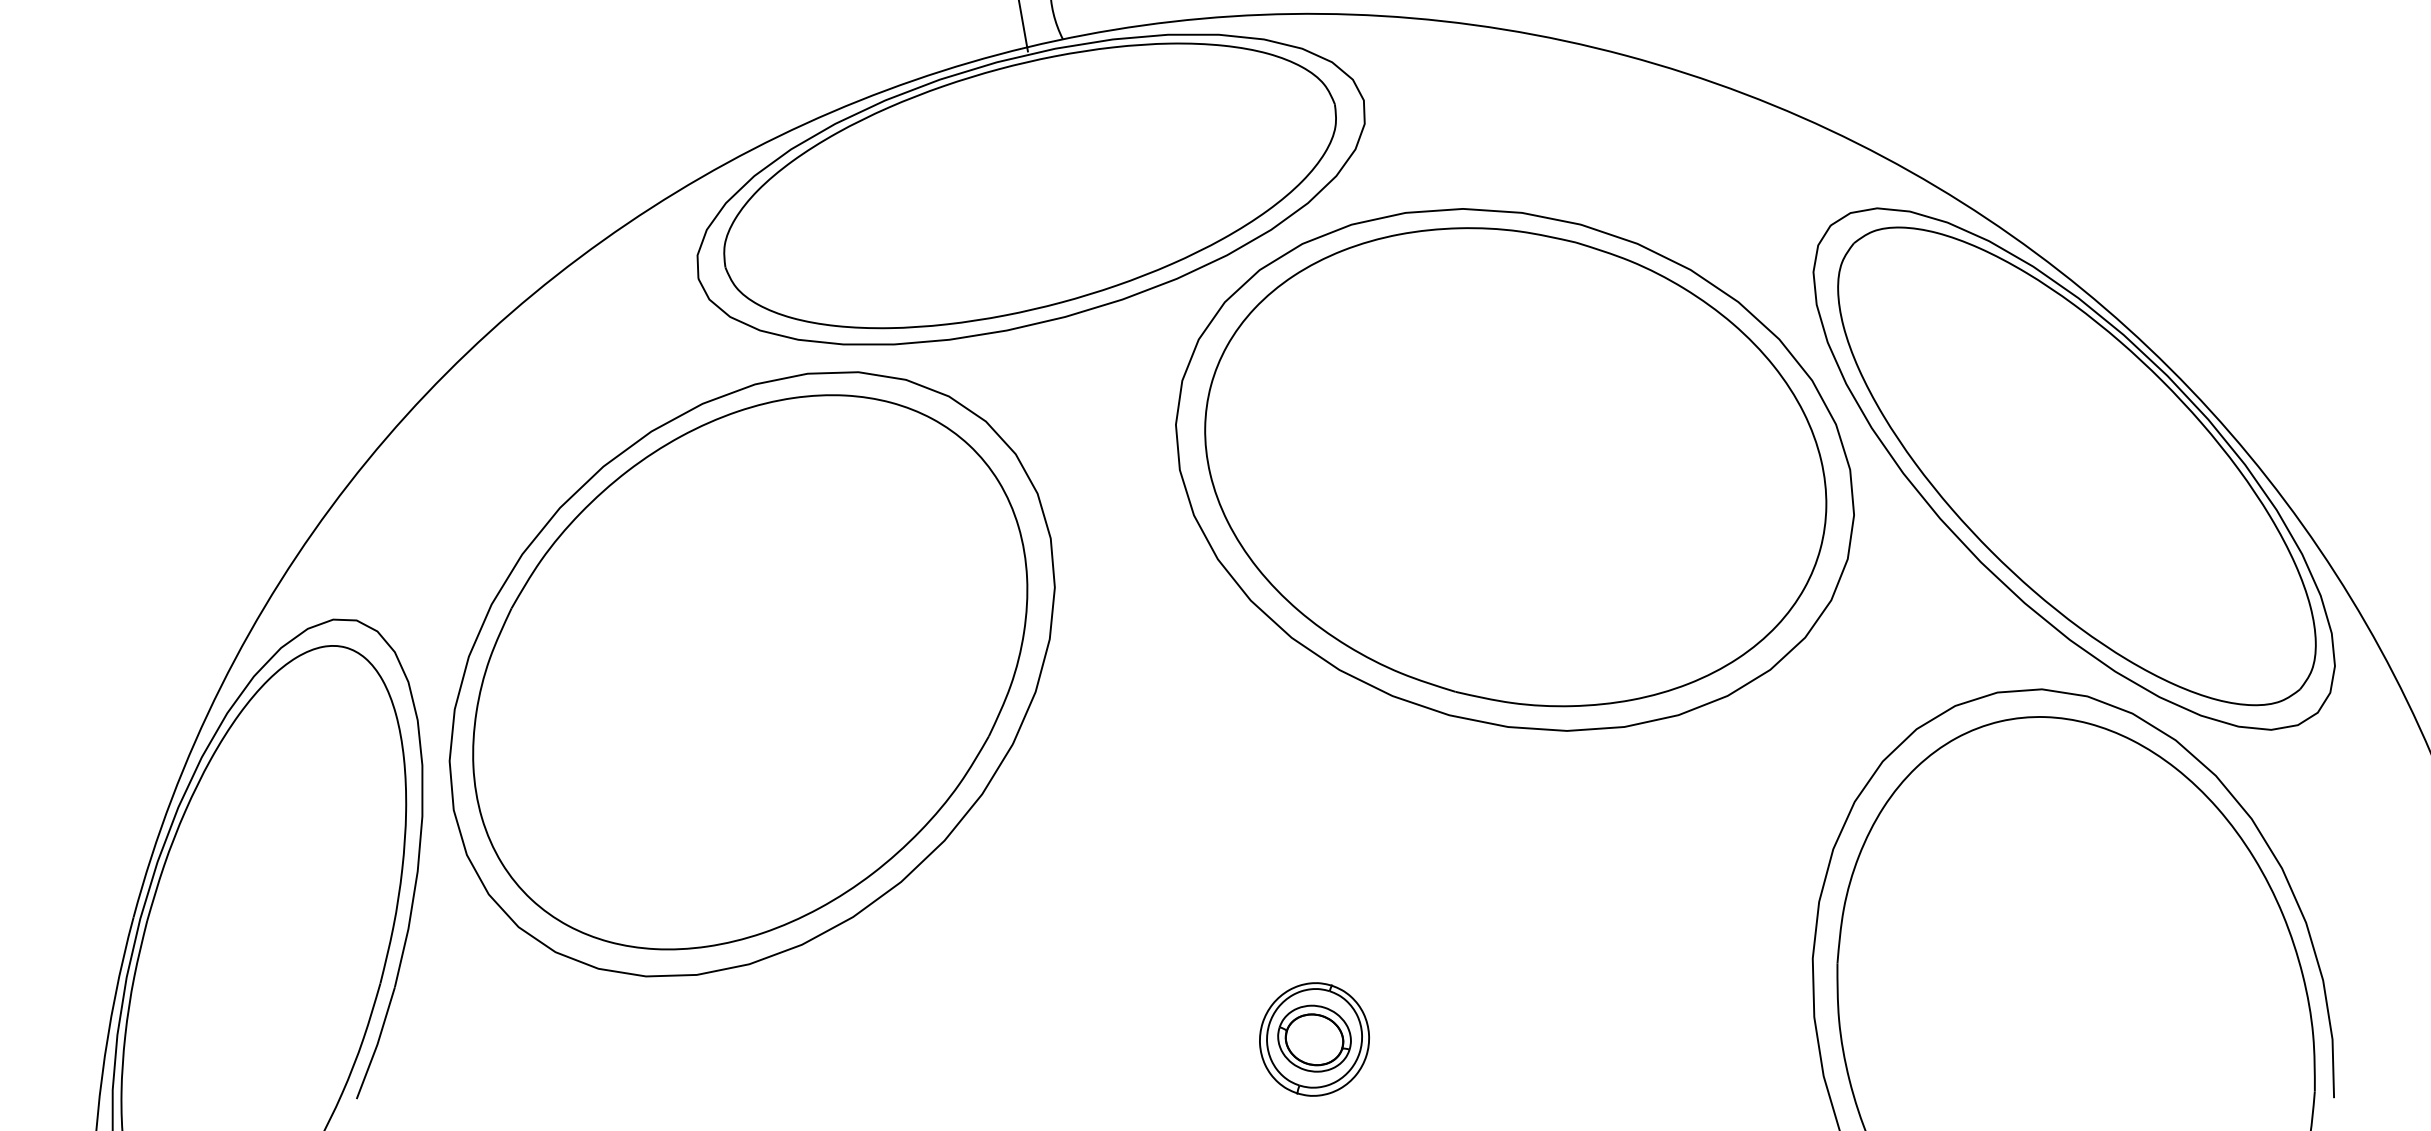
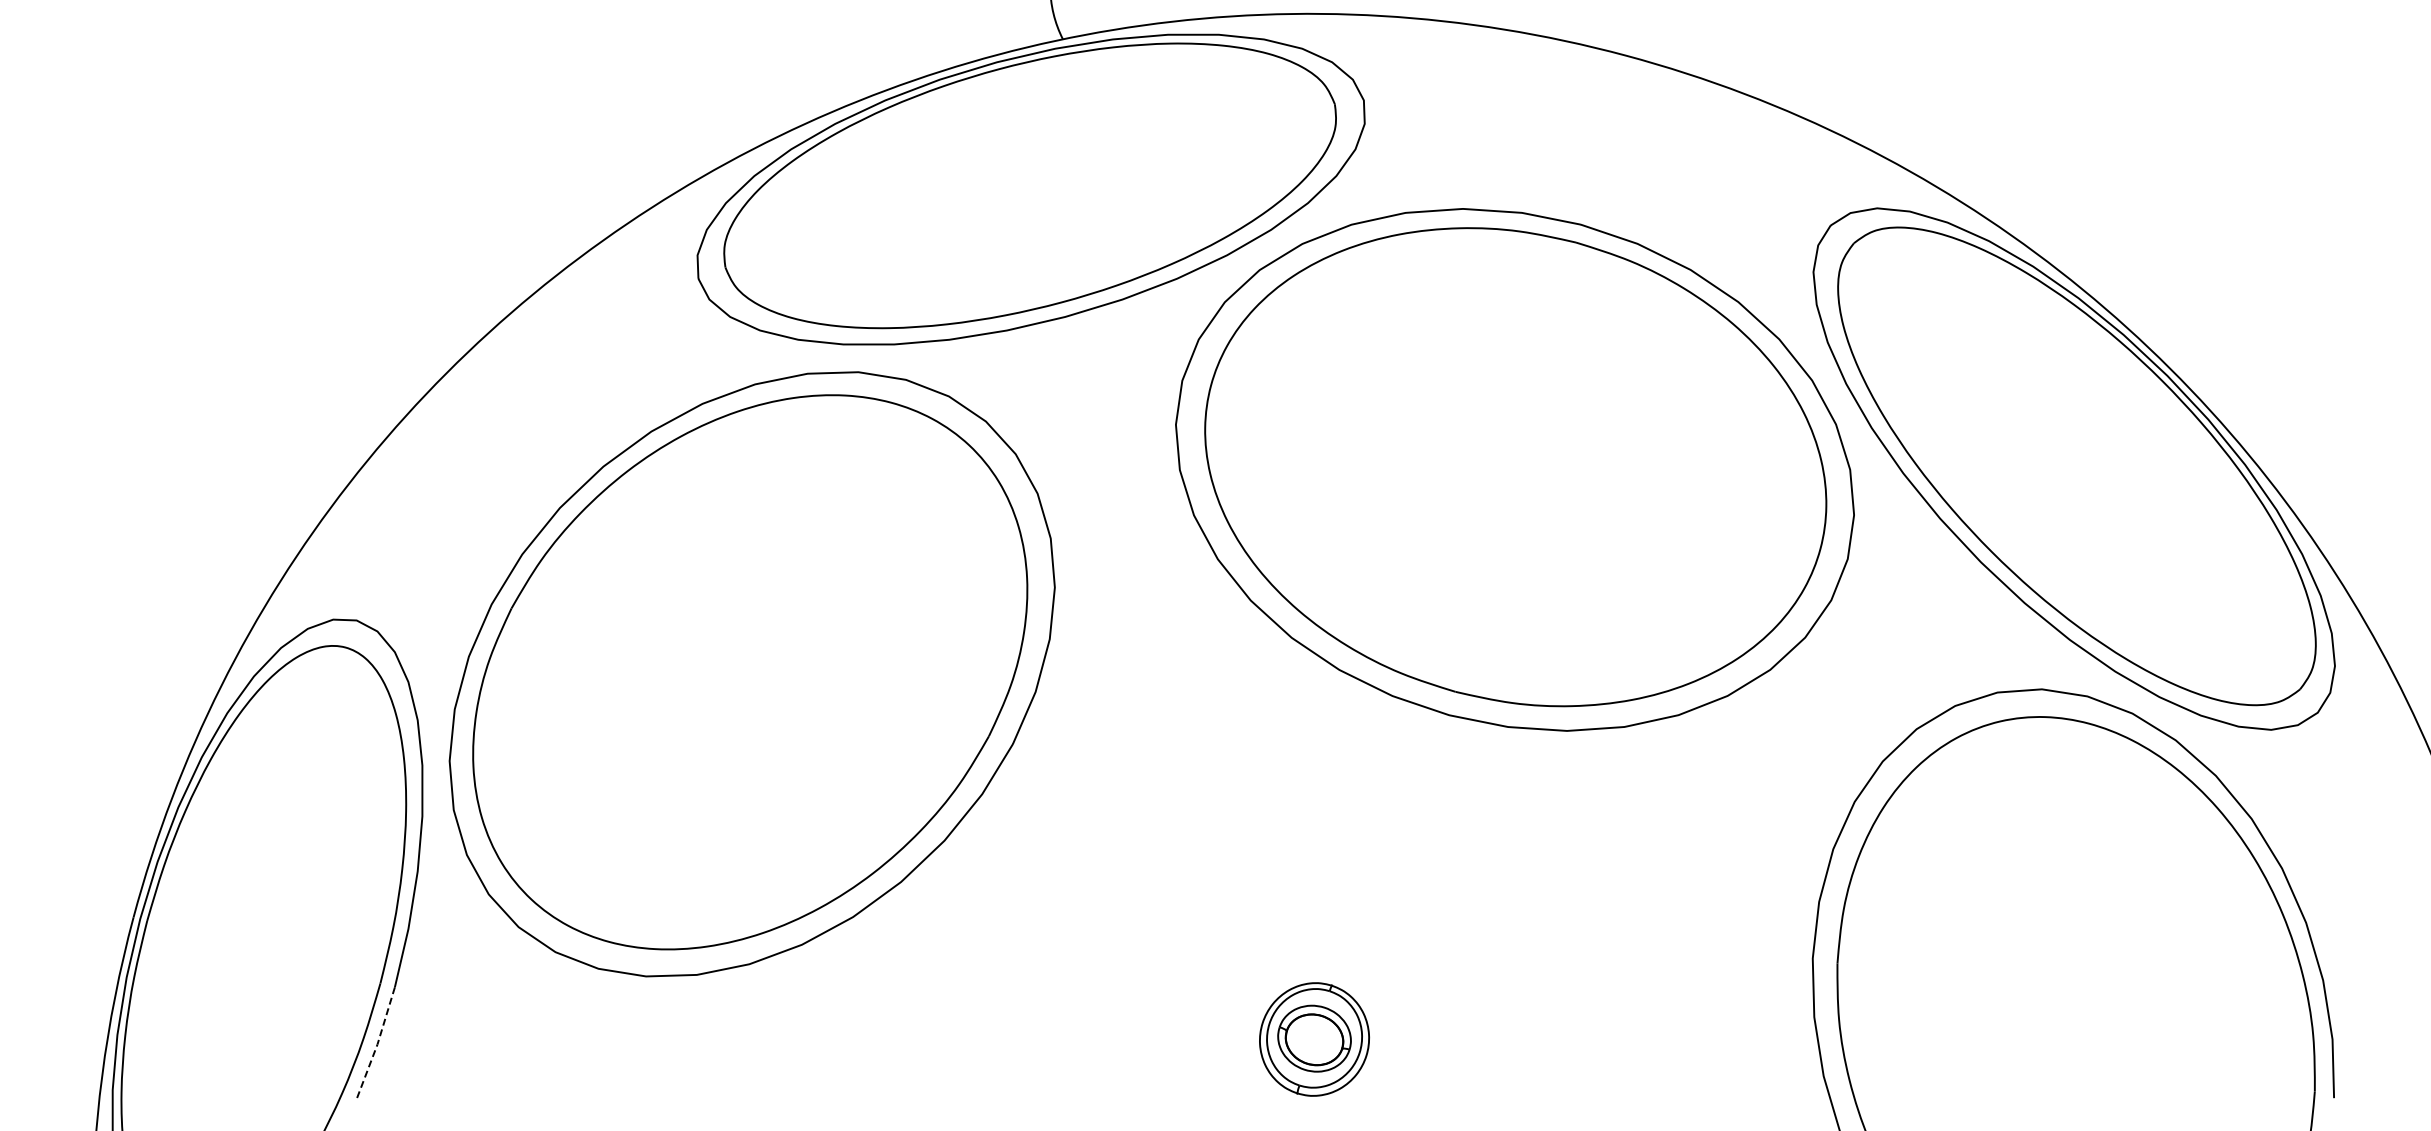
line: present -> none (1023, 26)
line: solid -> dashed (377, 1044)
